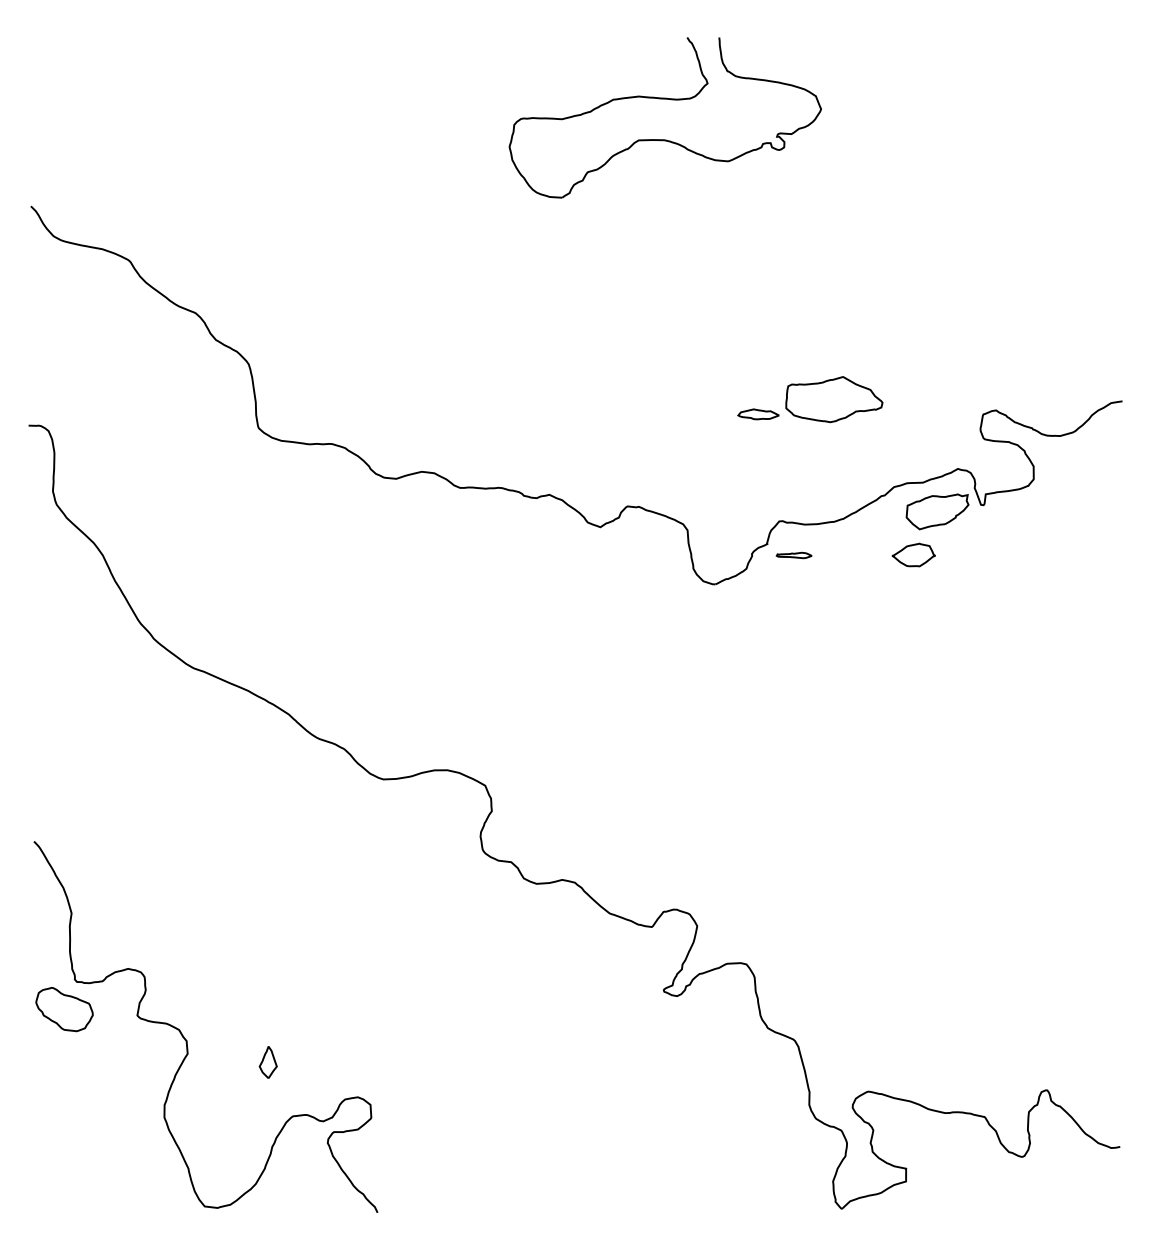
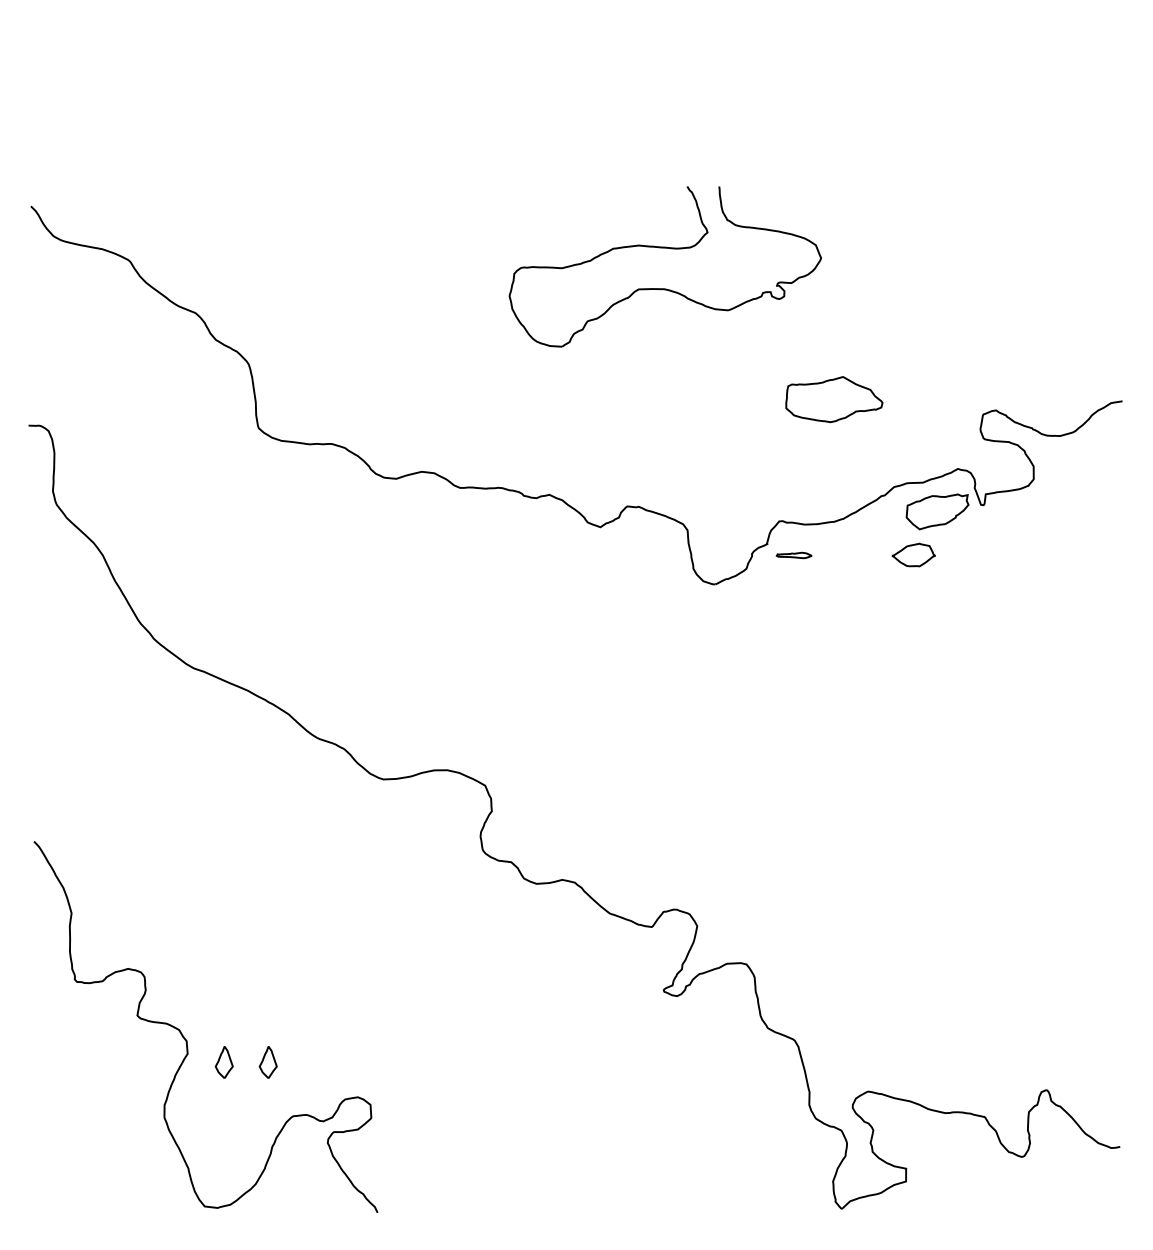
part position: (664, 99) -> (664, 248) (664, 248)
part: present -> none (758, 414)
part: present -> none (64, 1009)
part: none -> present (223, 1062)
